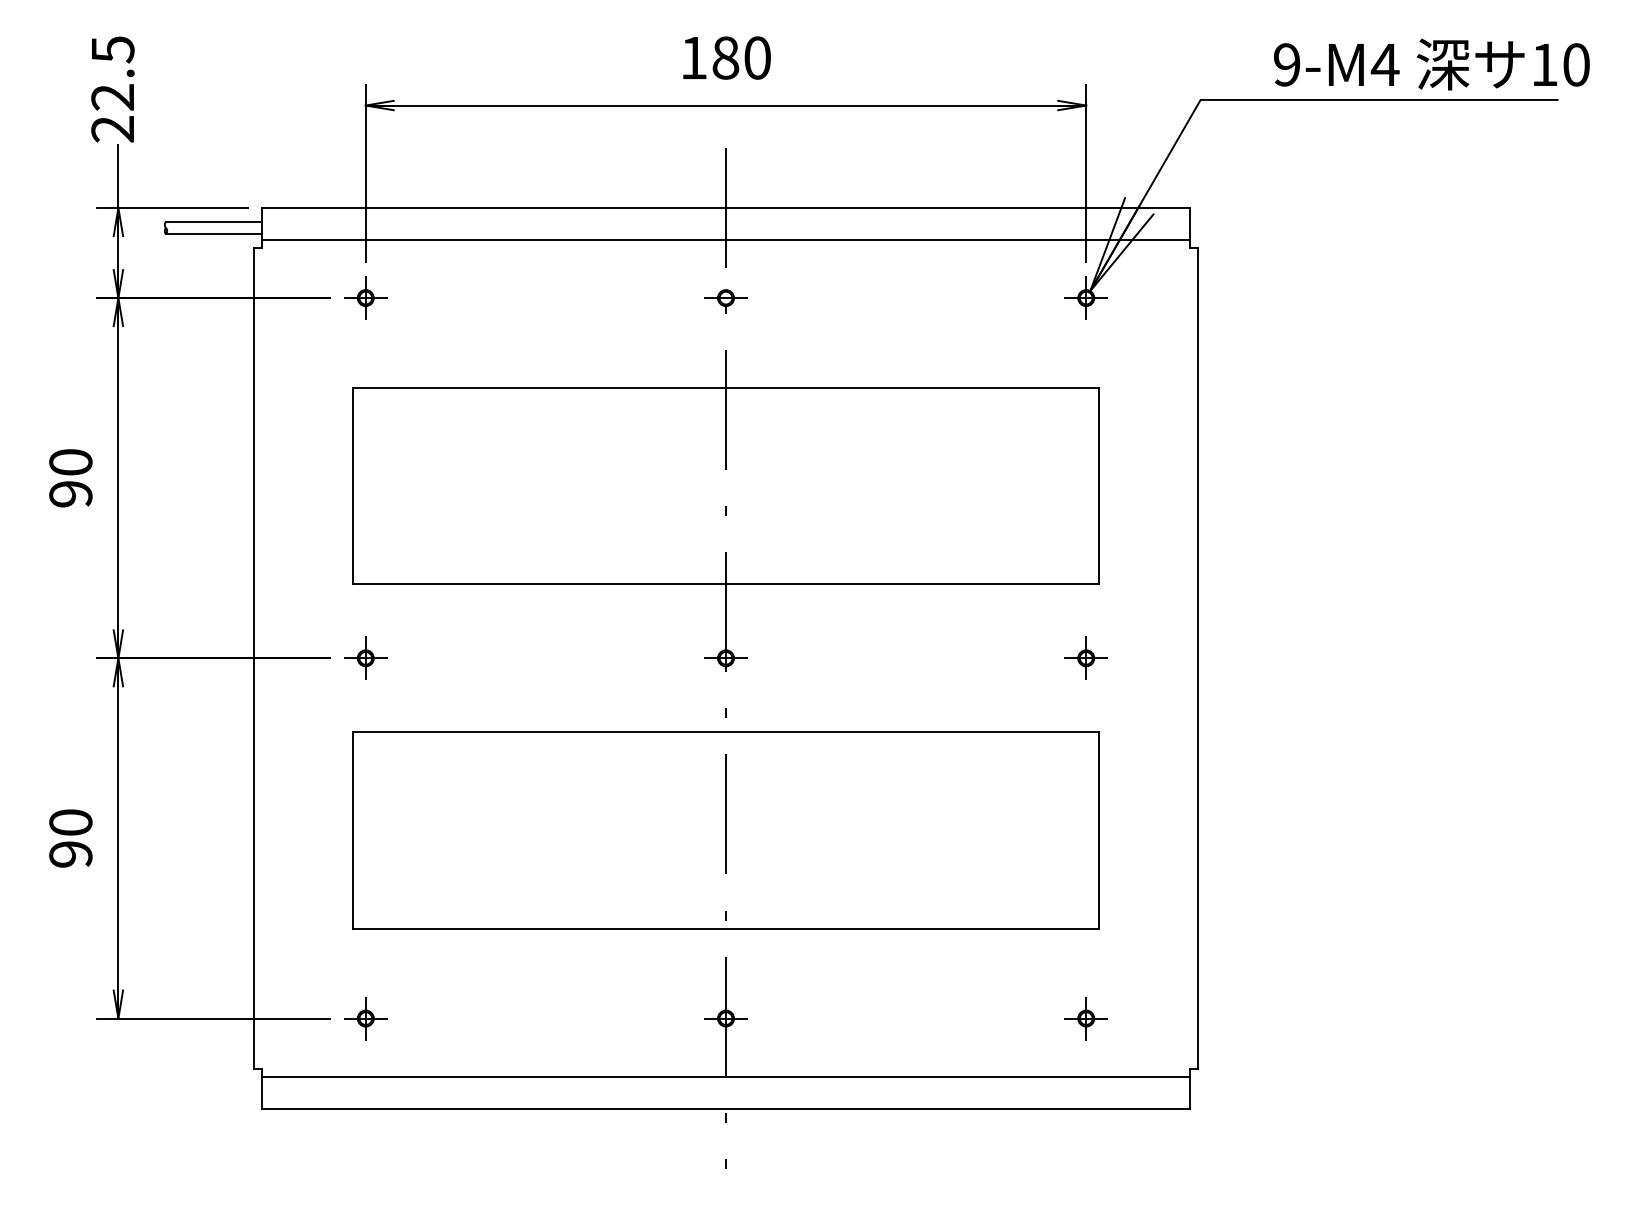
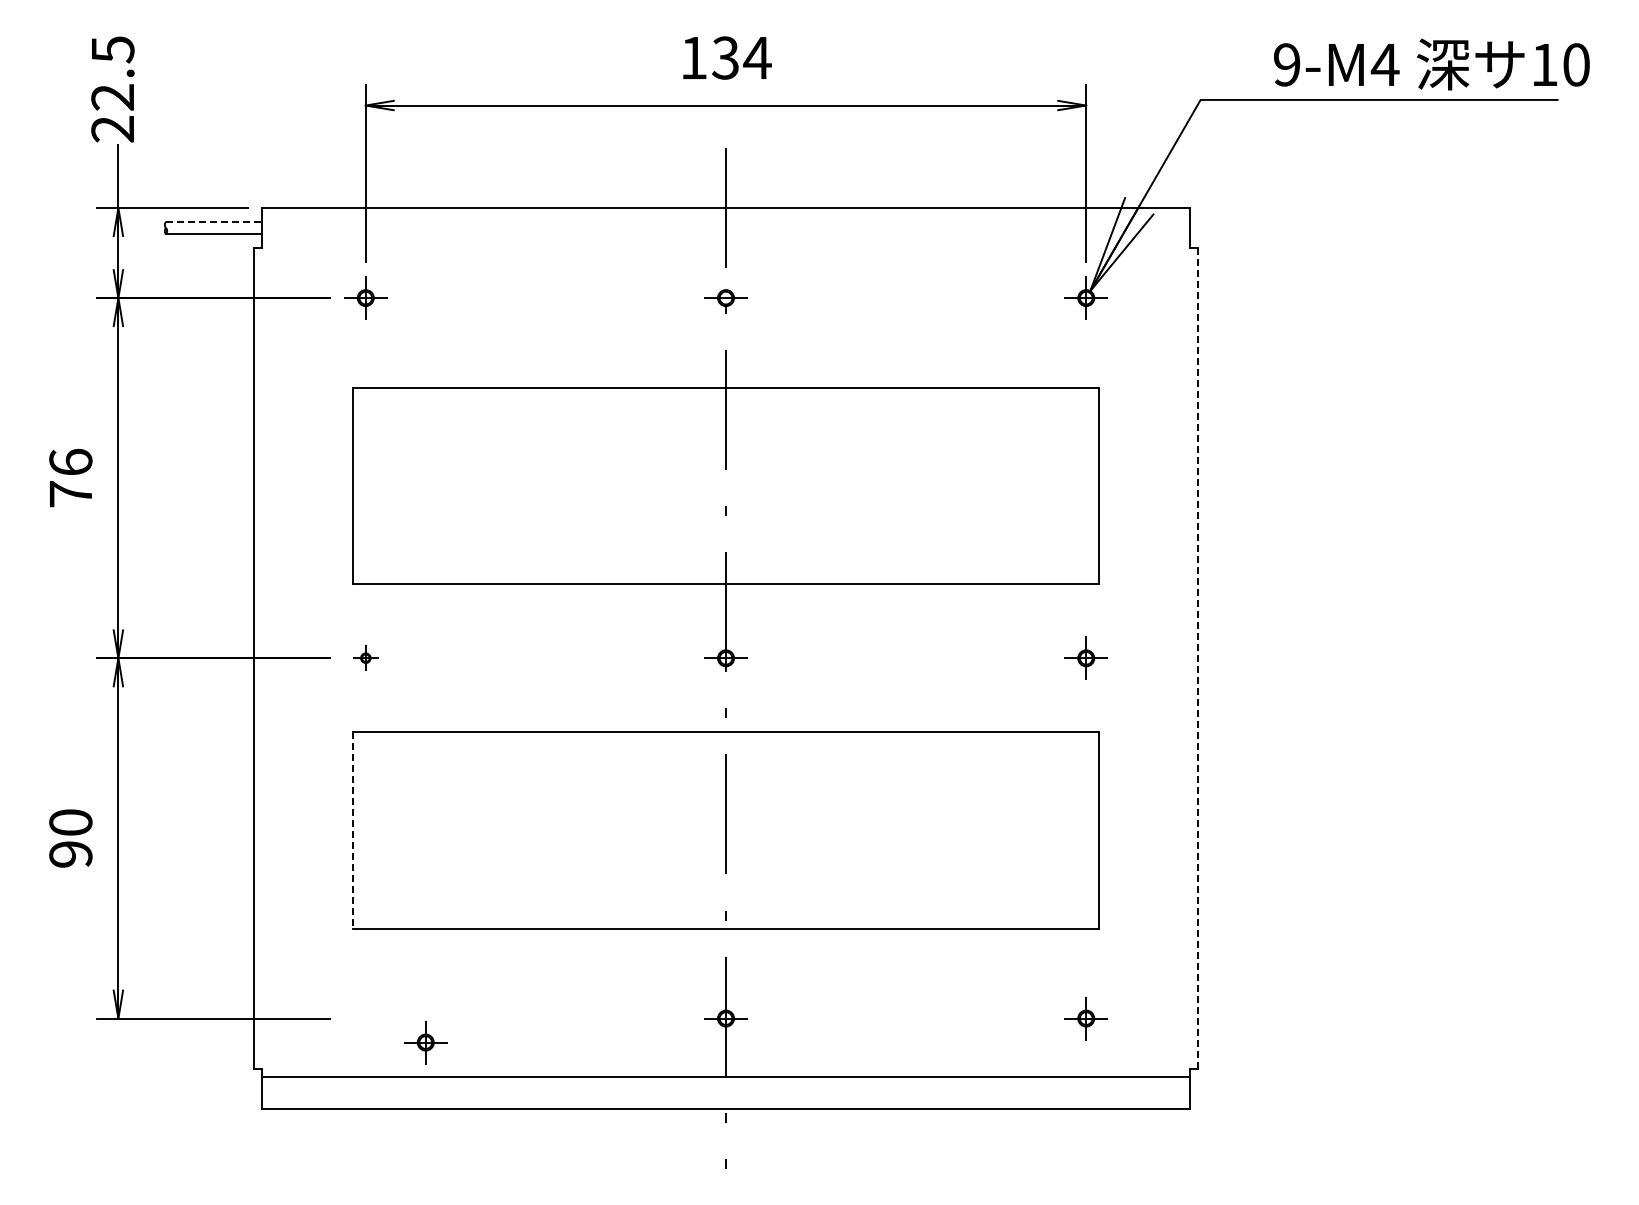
text: 180 -> 134 (741, 57)
line: solid -> dashed (213, 221)
line: present -> none (725, 240)
text: 90 -> 76 (70, 477)
part size: 44x44 px -> 26x26 px (365, 657)
line: solid -> dashed (1198, 657)
line: solid -> dashed (352, 830)
part position: (365, 1018) -> (425, 1042) (425, 1042)
